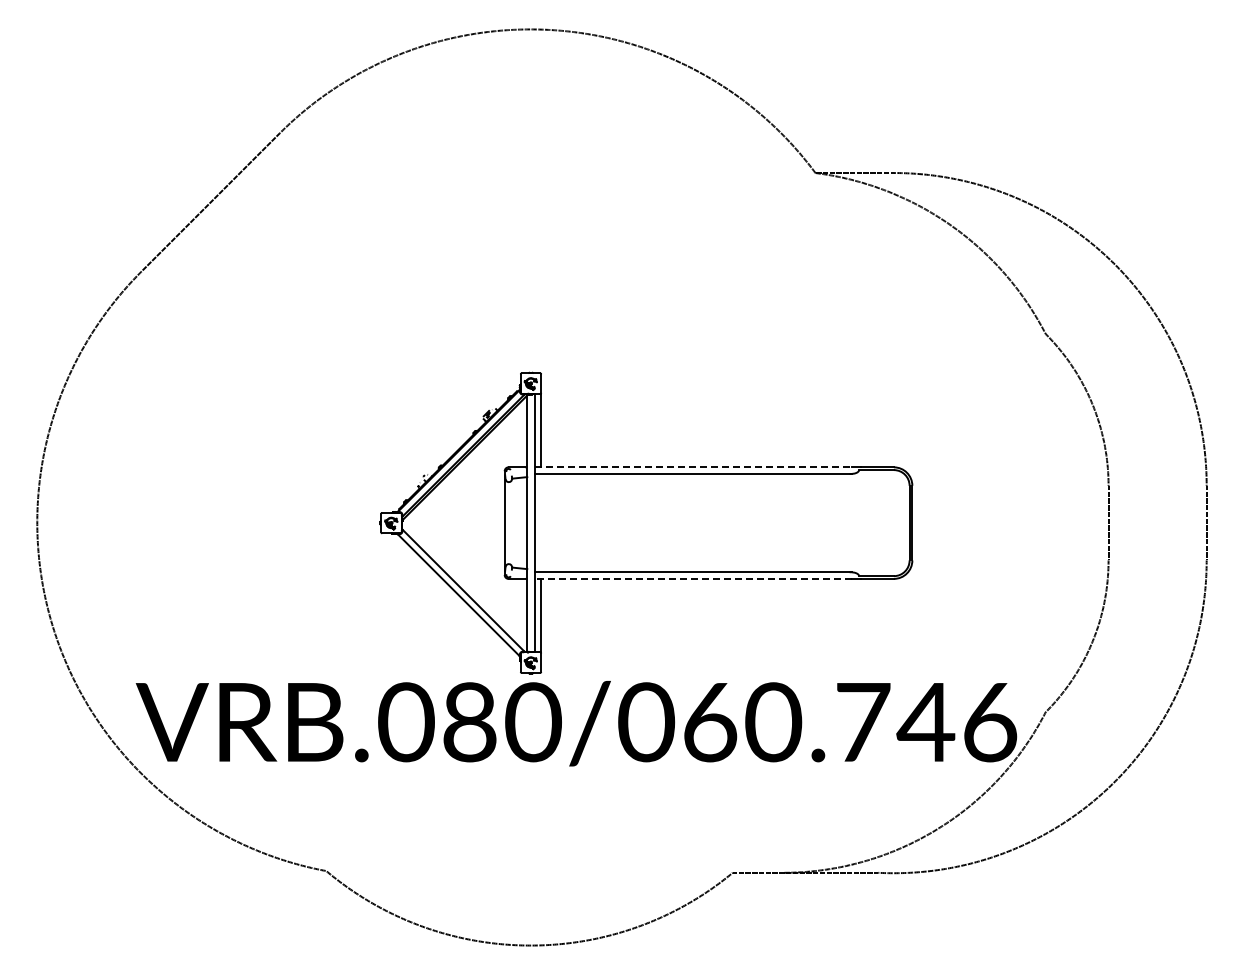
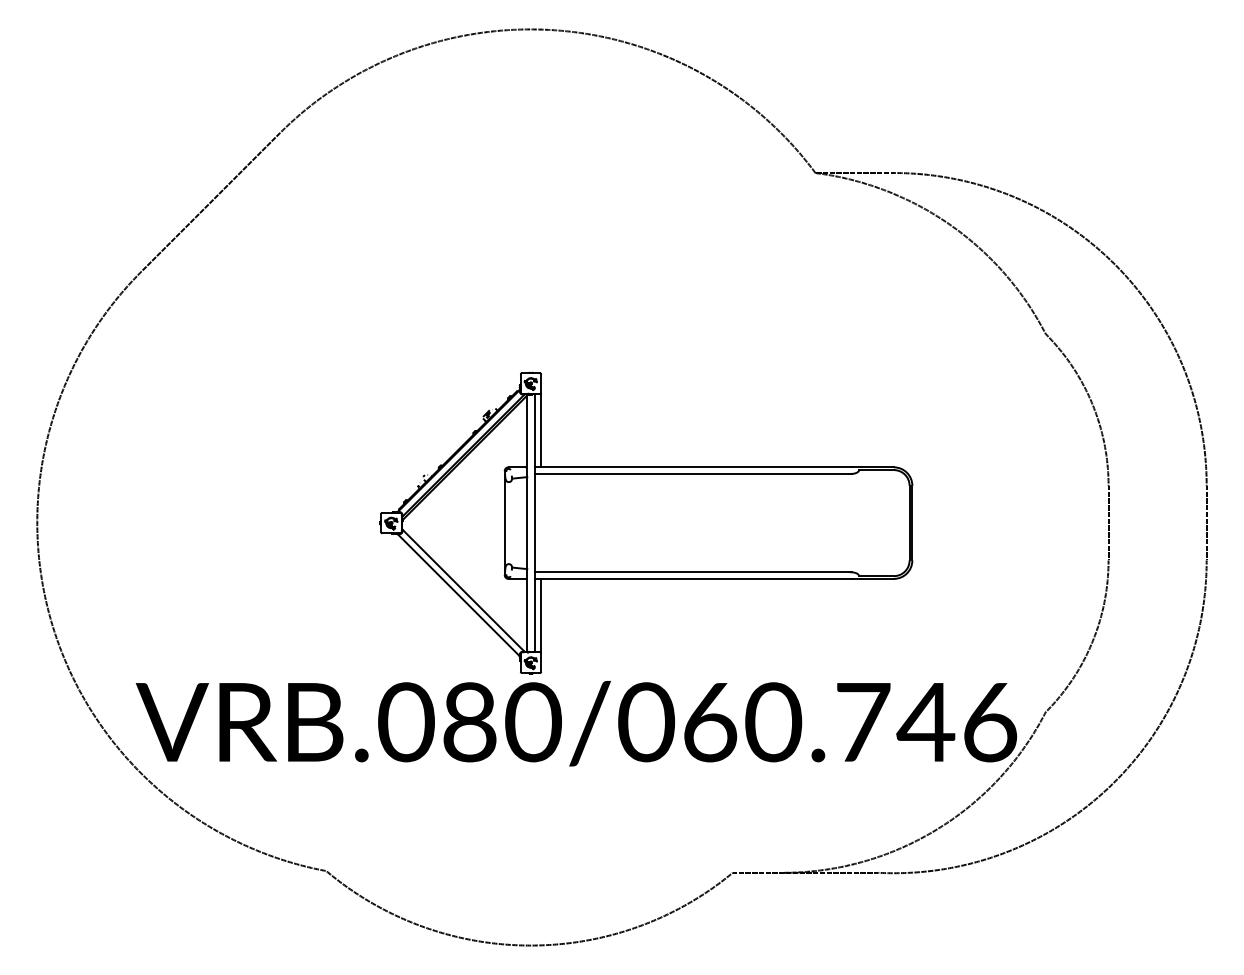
line: dashed -> solid (694, 467)
line: dashed -> solid (693, 578)
